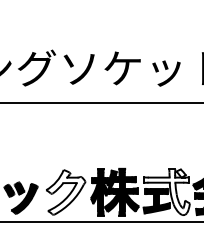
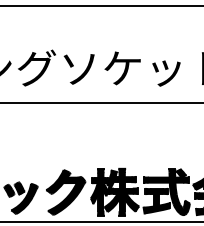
line: none -> present (101, 6)
fill: none -> present (65, 192)
fill: none -> present (166, 192)
